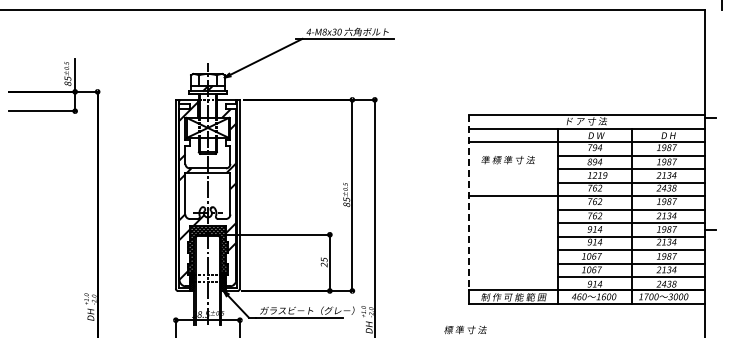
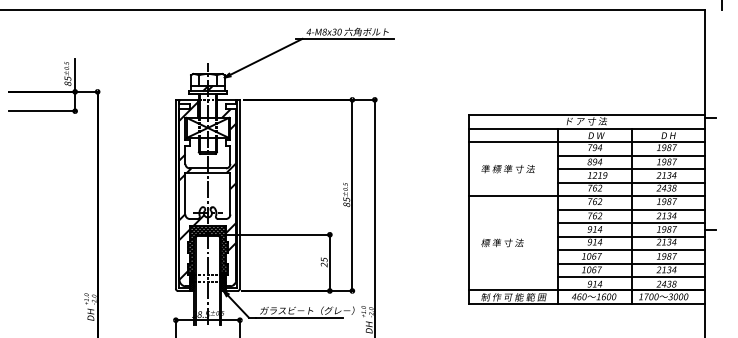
text position: (507, 160) -> (507, 169) (507, 169)
line: dashed -> solid (468, 202)
text position: (465, 329) -> (502, 242) (502, 242)
